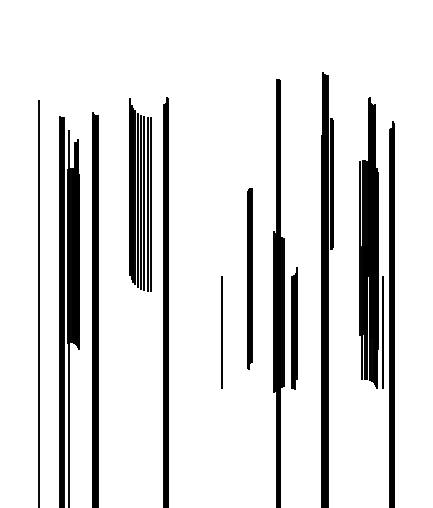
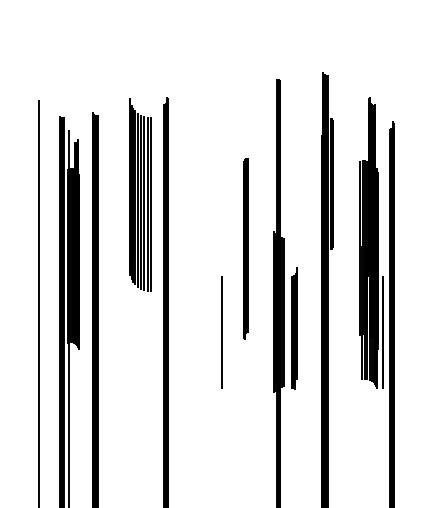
part position: (249, 278) -> (245, 248) (245, 248)
